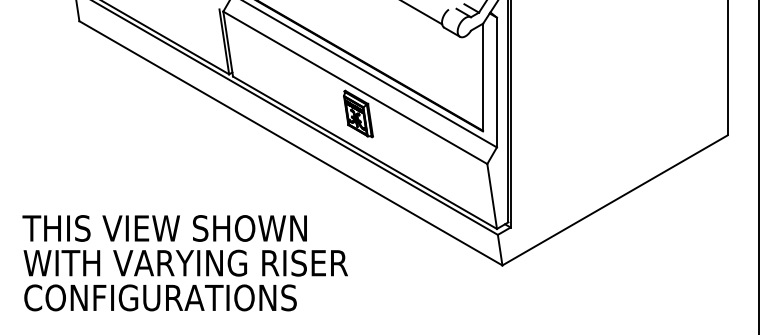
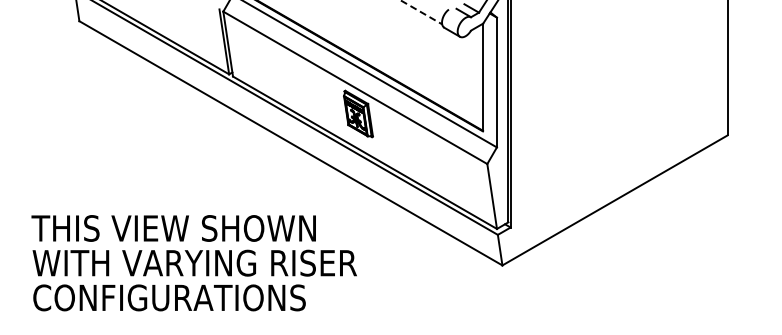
line: solid -> dashed (421, 12)
line: present -> none (758, 166)
text position: (184, 263) -> (193, 263) (193, 263)
